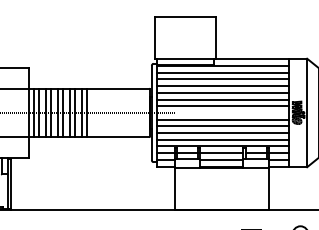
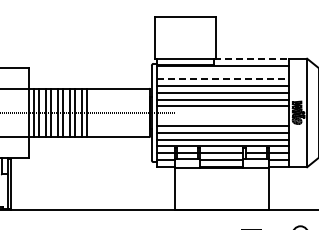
line: solid -> dashed (251, 59)
line: present -> none (223, 72)
line: solid -> dashed (223, 79)
line: present -> none (223, 119)
